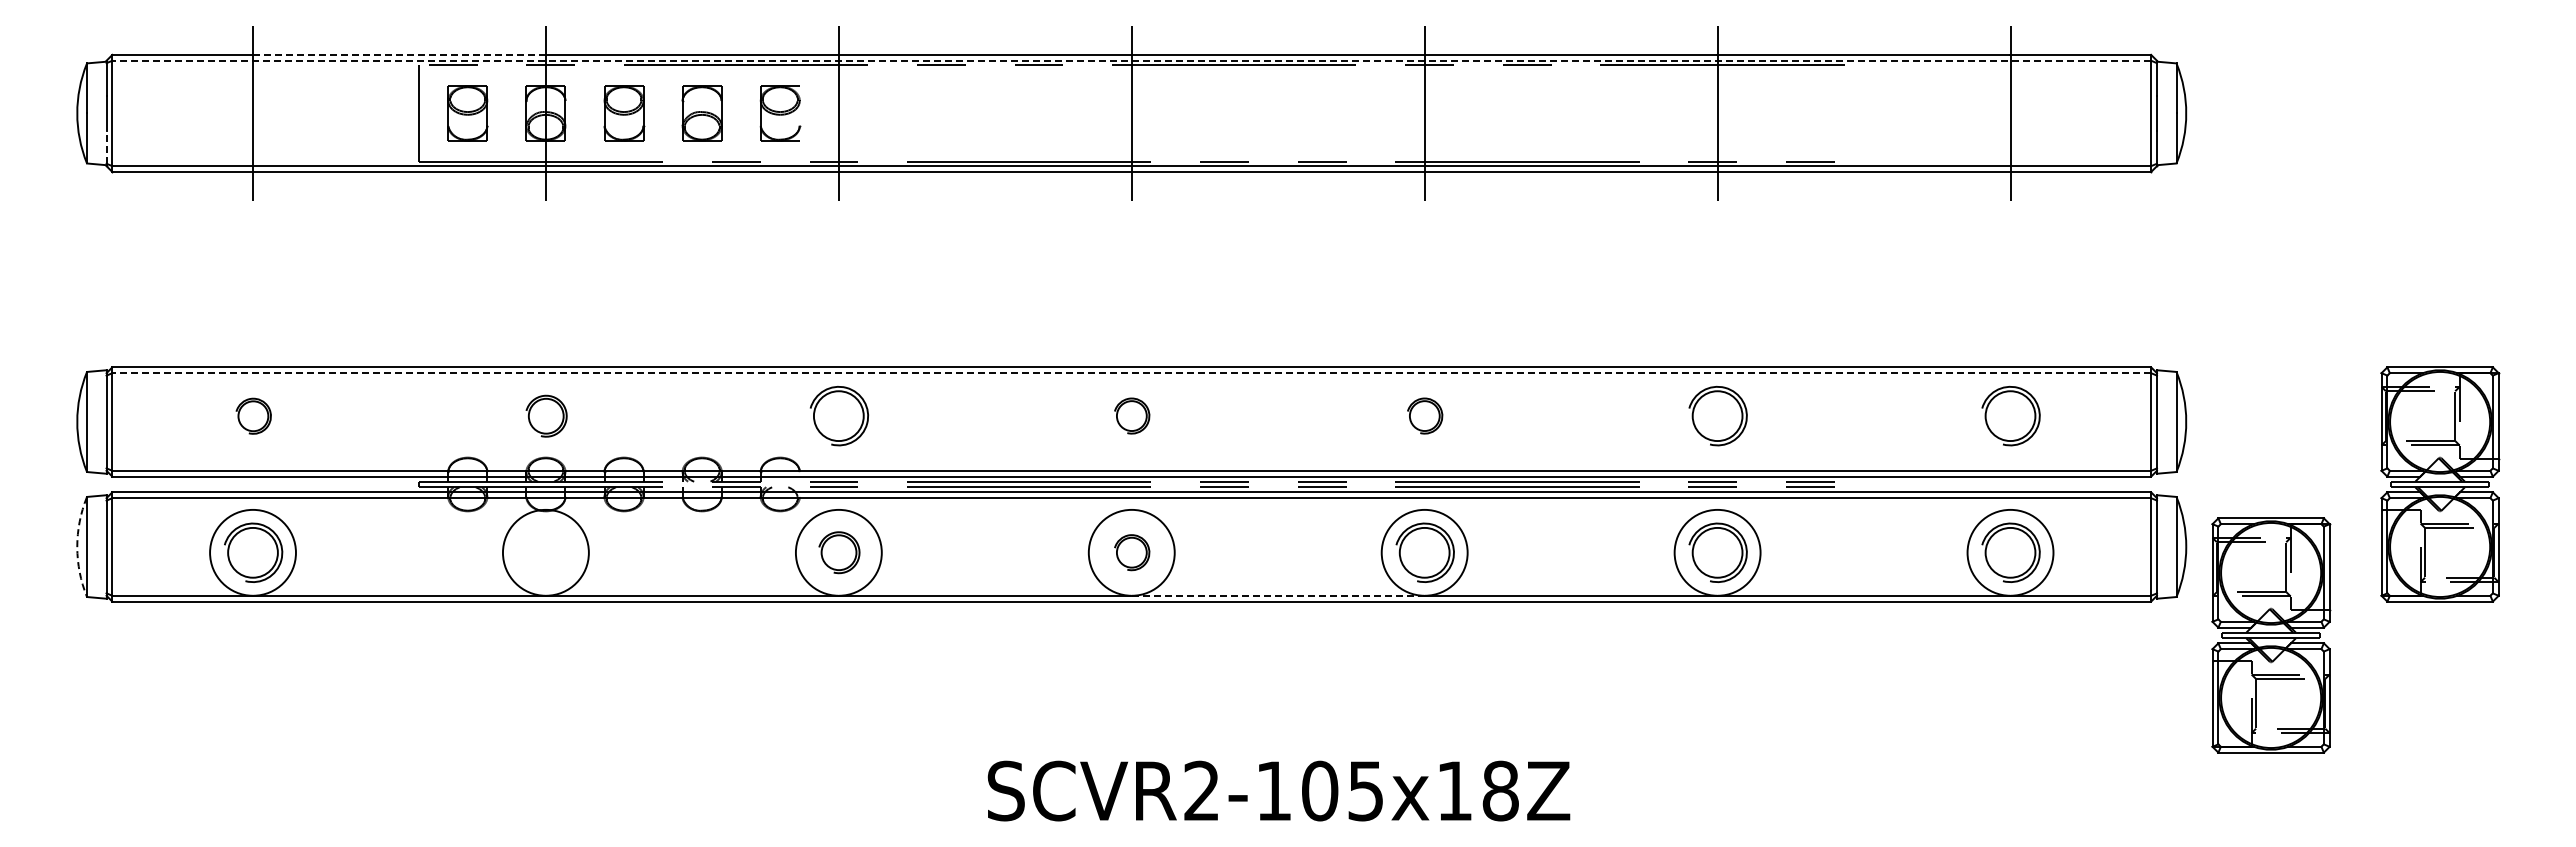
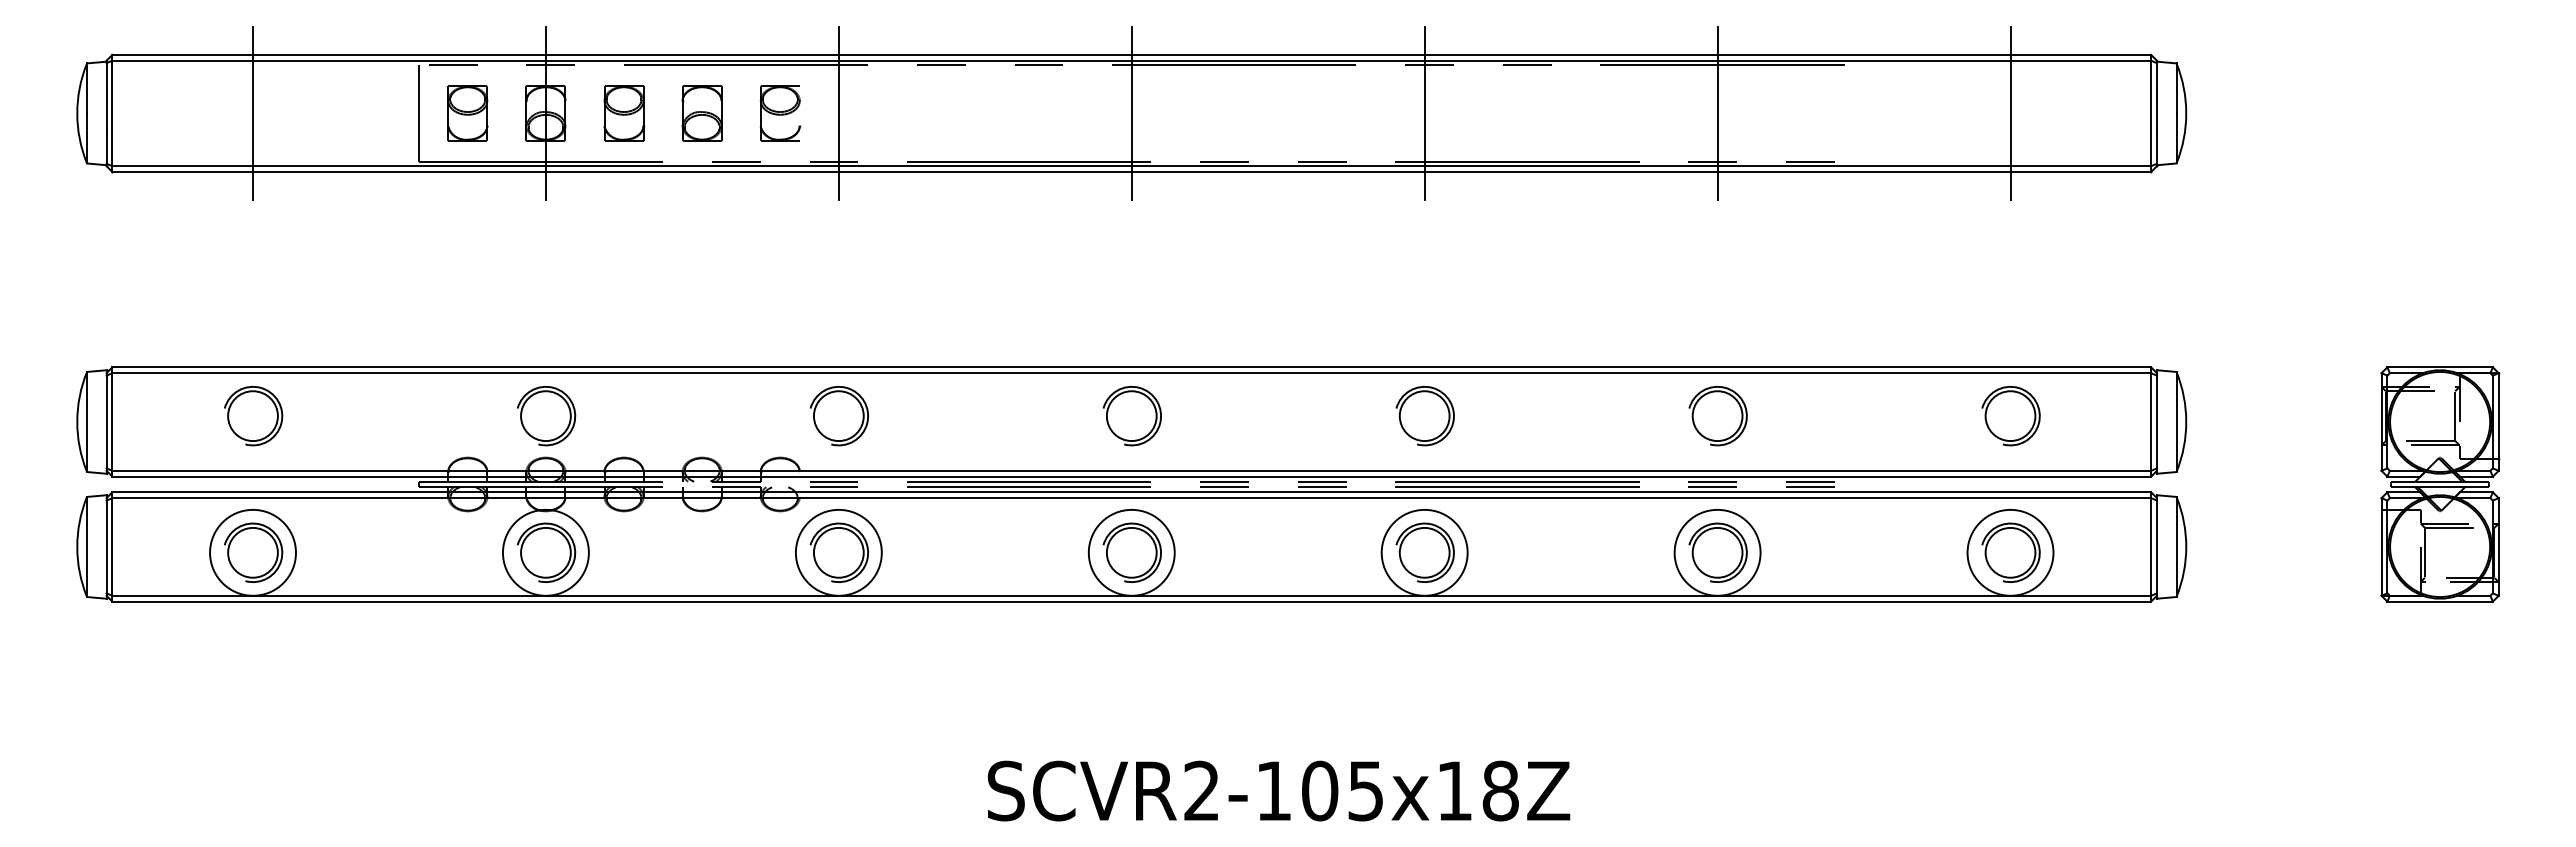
line: dashed -> solid (398, 54)
line: dashed -> solid (1131, 60)
line: dashed -> solid (106, 147)
line: dashed -> solid (1131, 373)
part size: 37x38 px -> 60x61 px (253, 416)
part size: 43x44 px -> 60x61 px (546, 416)
part size: 37x38 px -> 60x62 px (1131, 415)
part size: 37x38 px -> 60x62 px (1424, 415)
arc: dashed -> solid (77, 547)
part: none -> present (546, 552)
part size: 43x44 px -> 61x61 px (839, 552)
part size: 37x38 px -> 60x61 px (1131, 552)
line: dashed -> solid (1277, 595)
part: present -> none (2271, 635)
